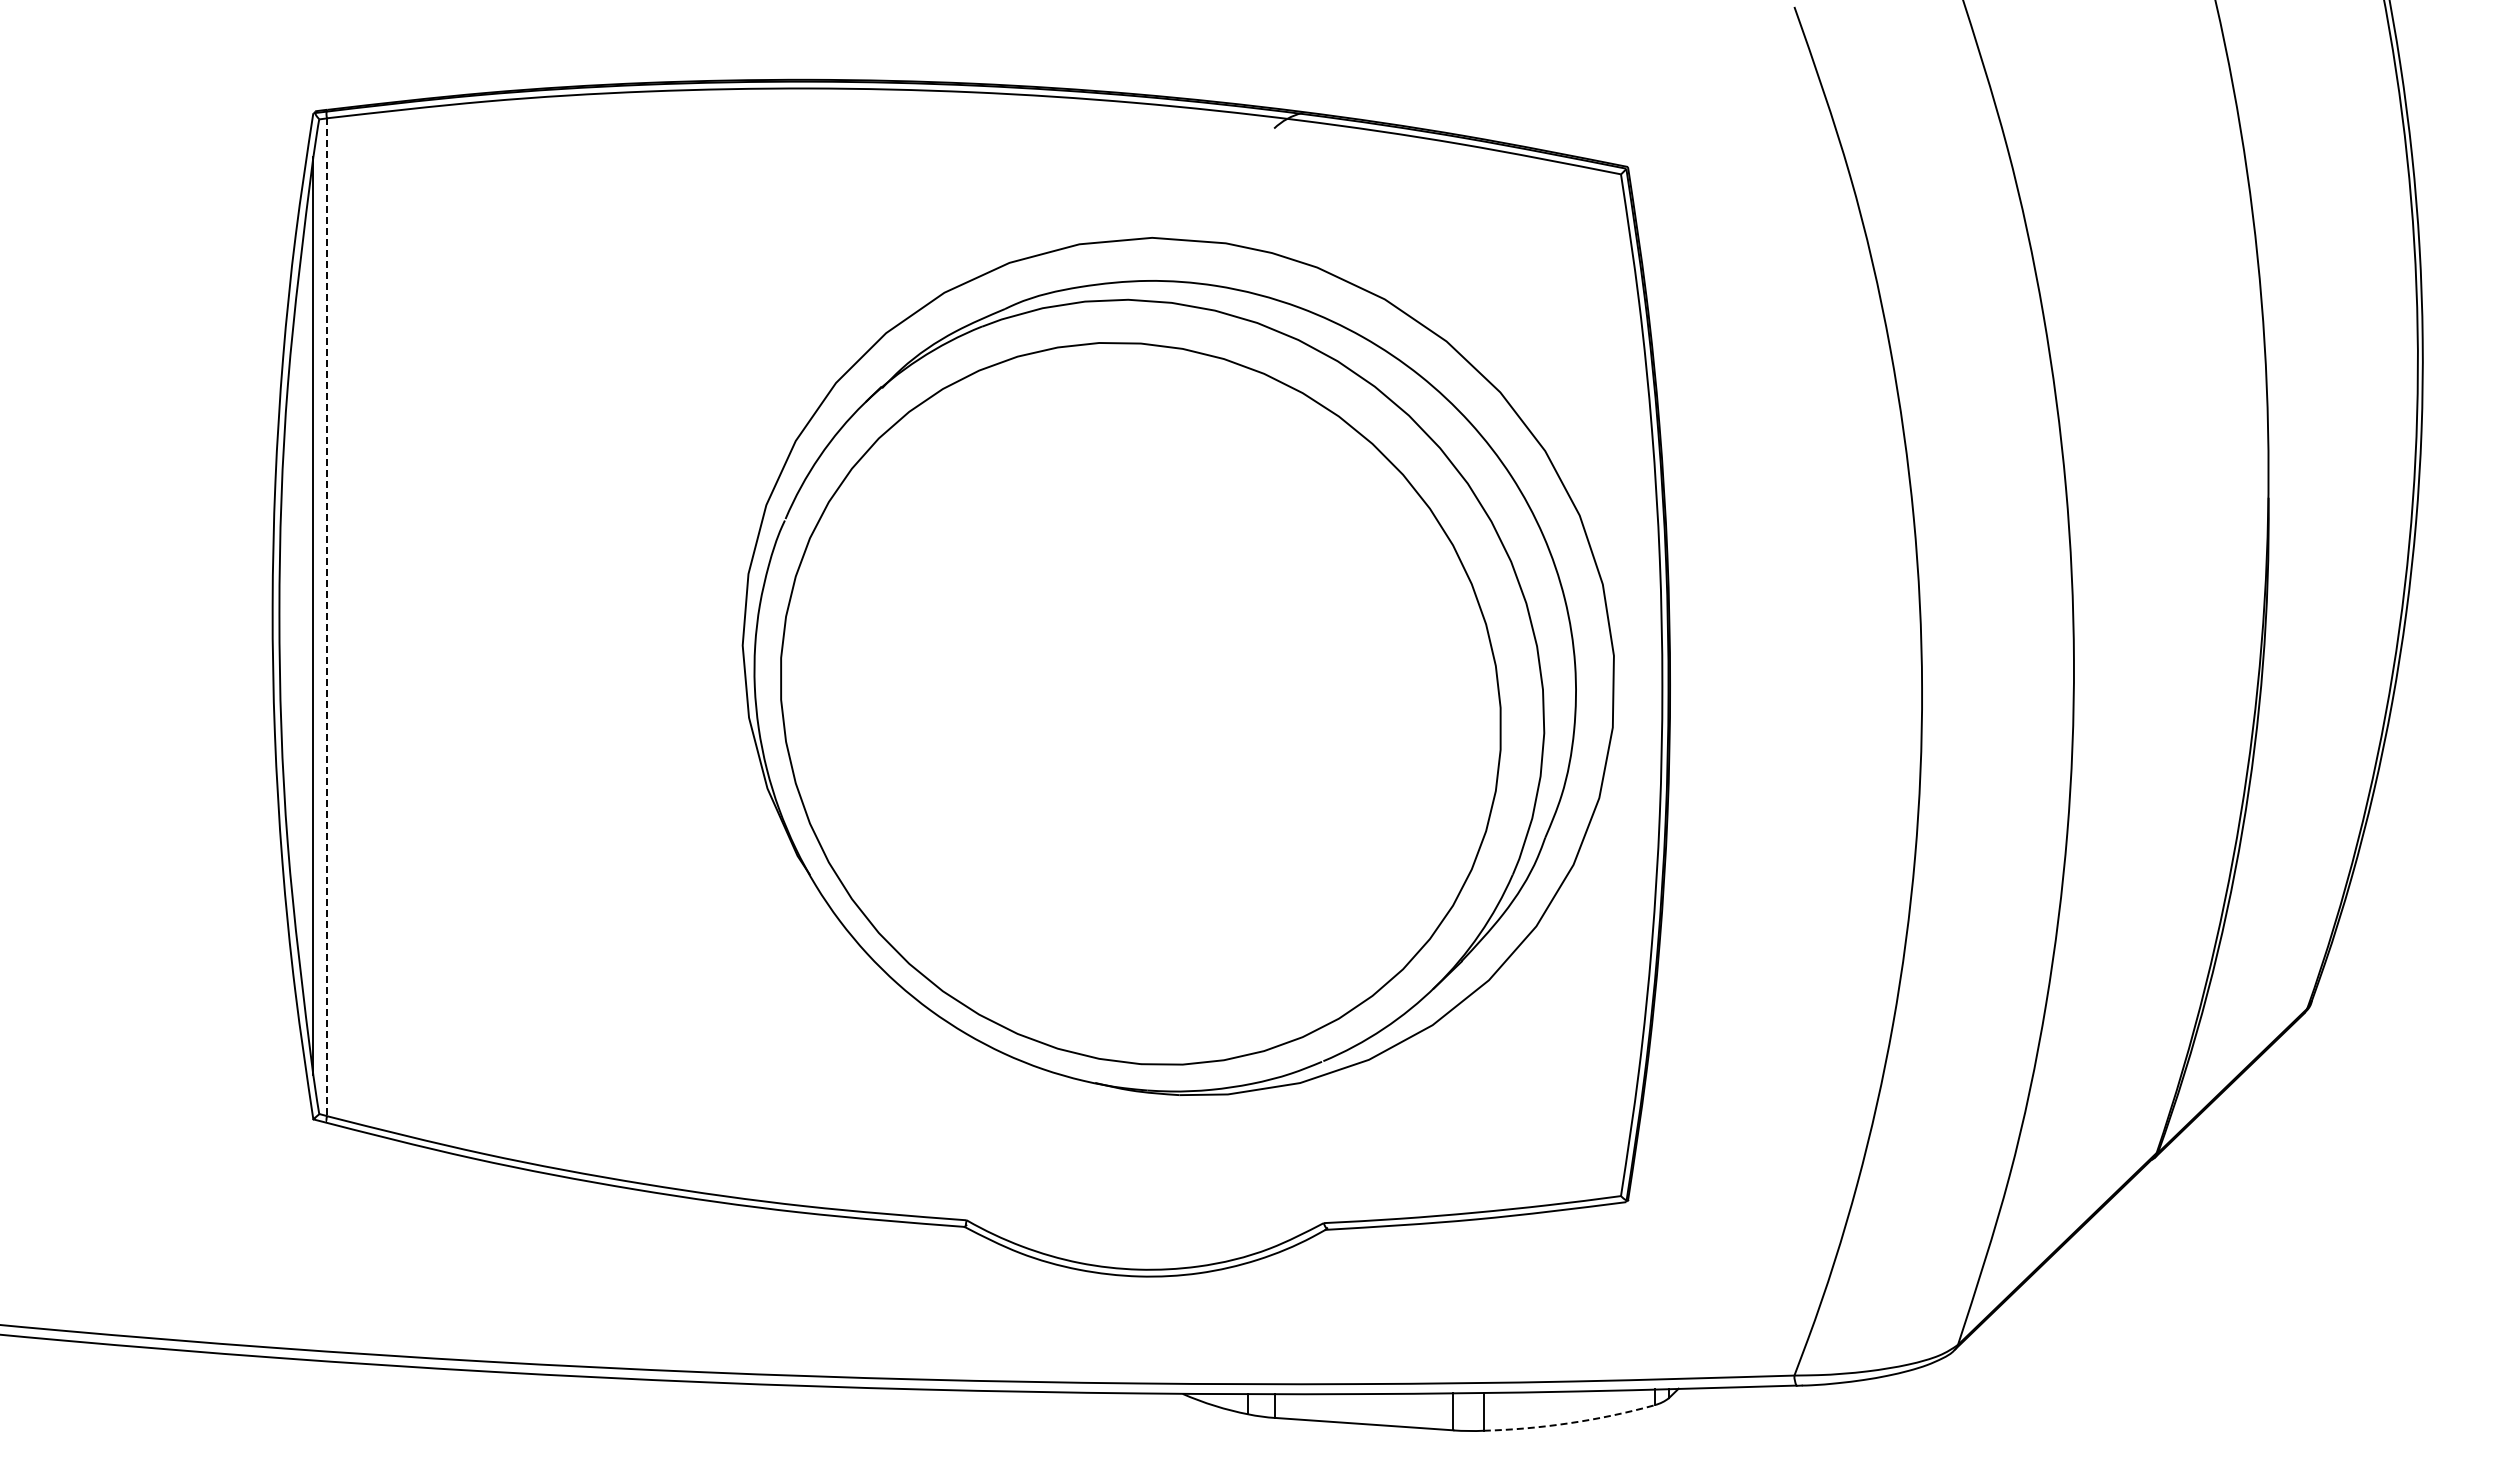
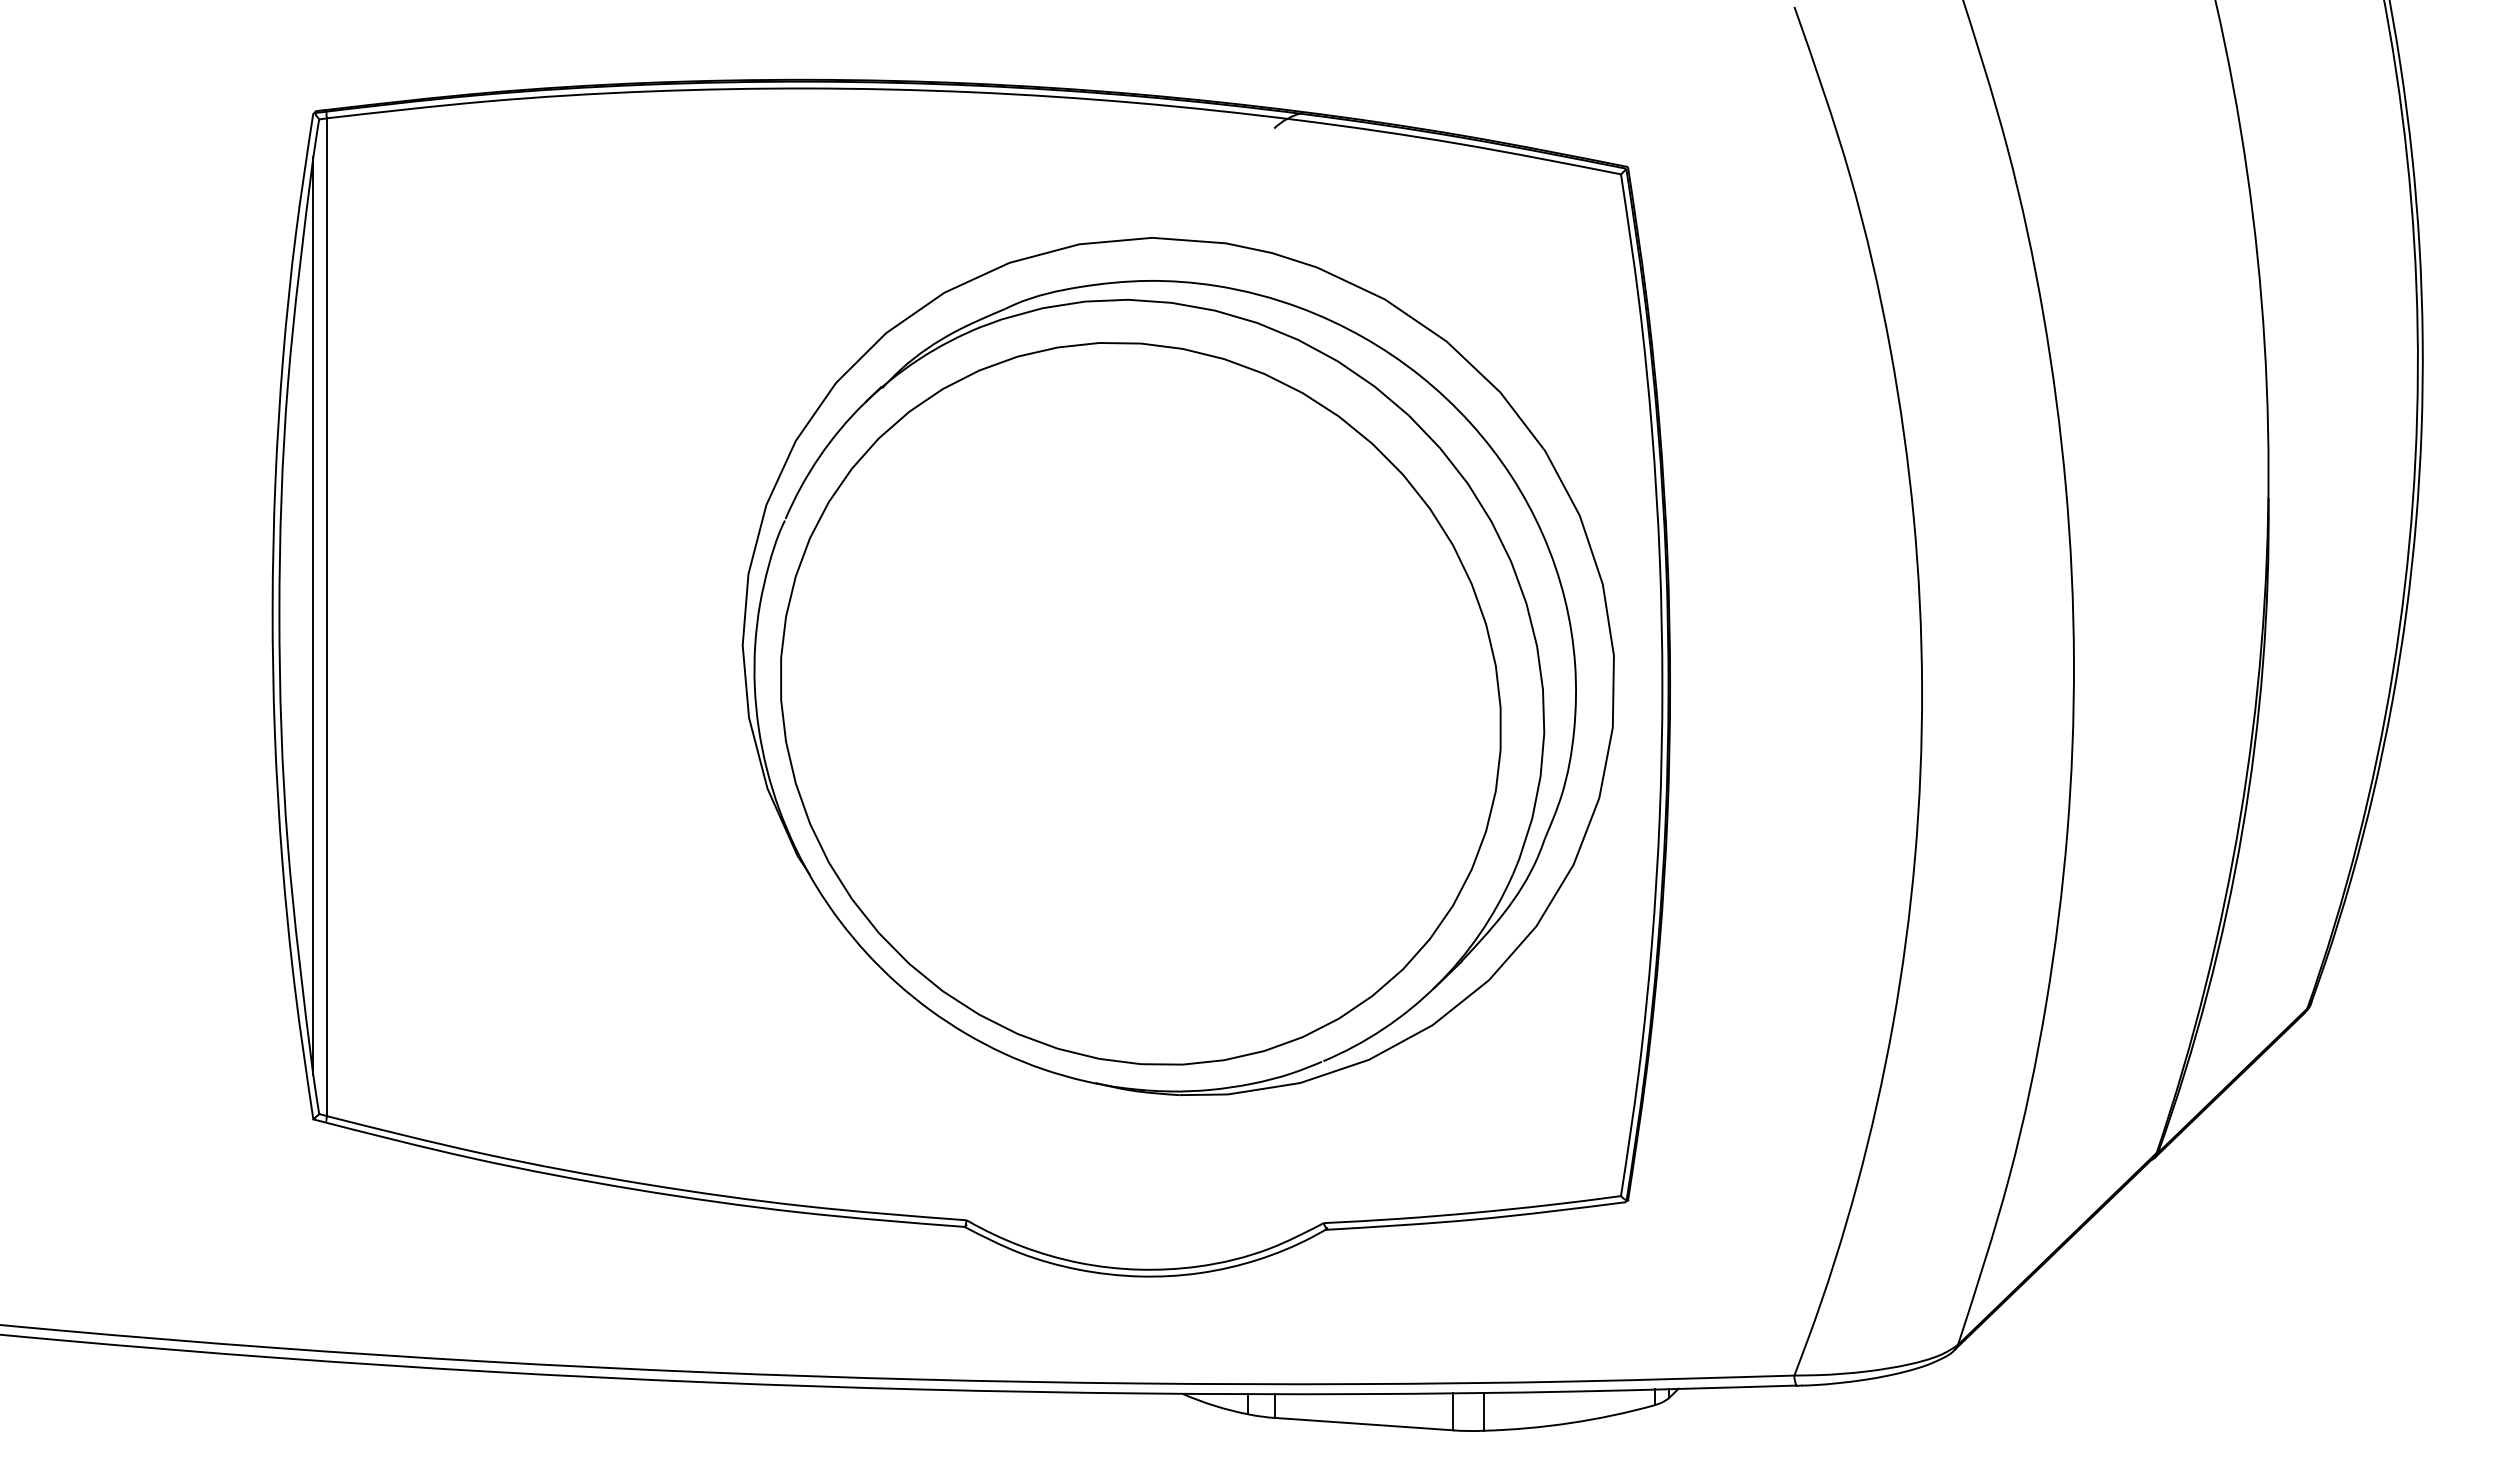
line: dashed -> solid (326, 617)
arc: dashed -> solid (1570, 1423)
